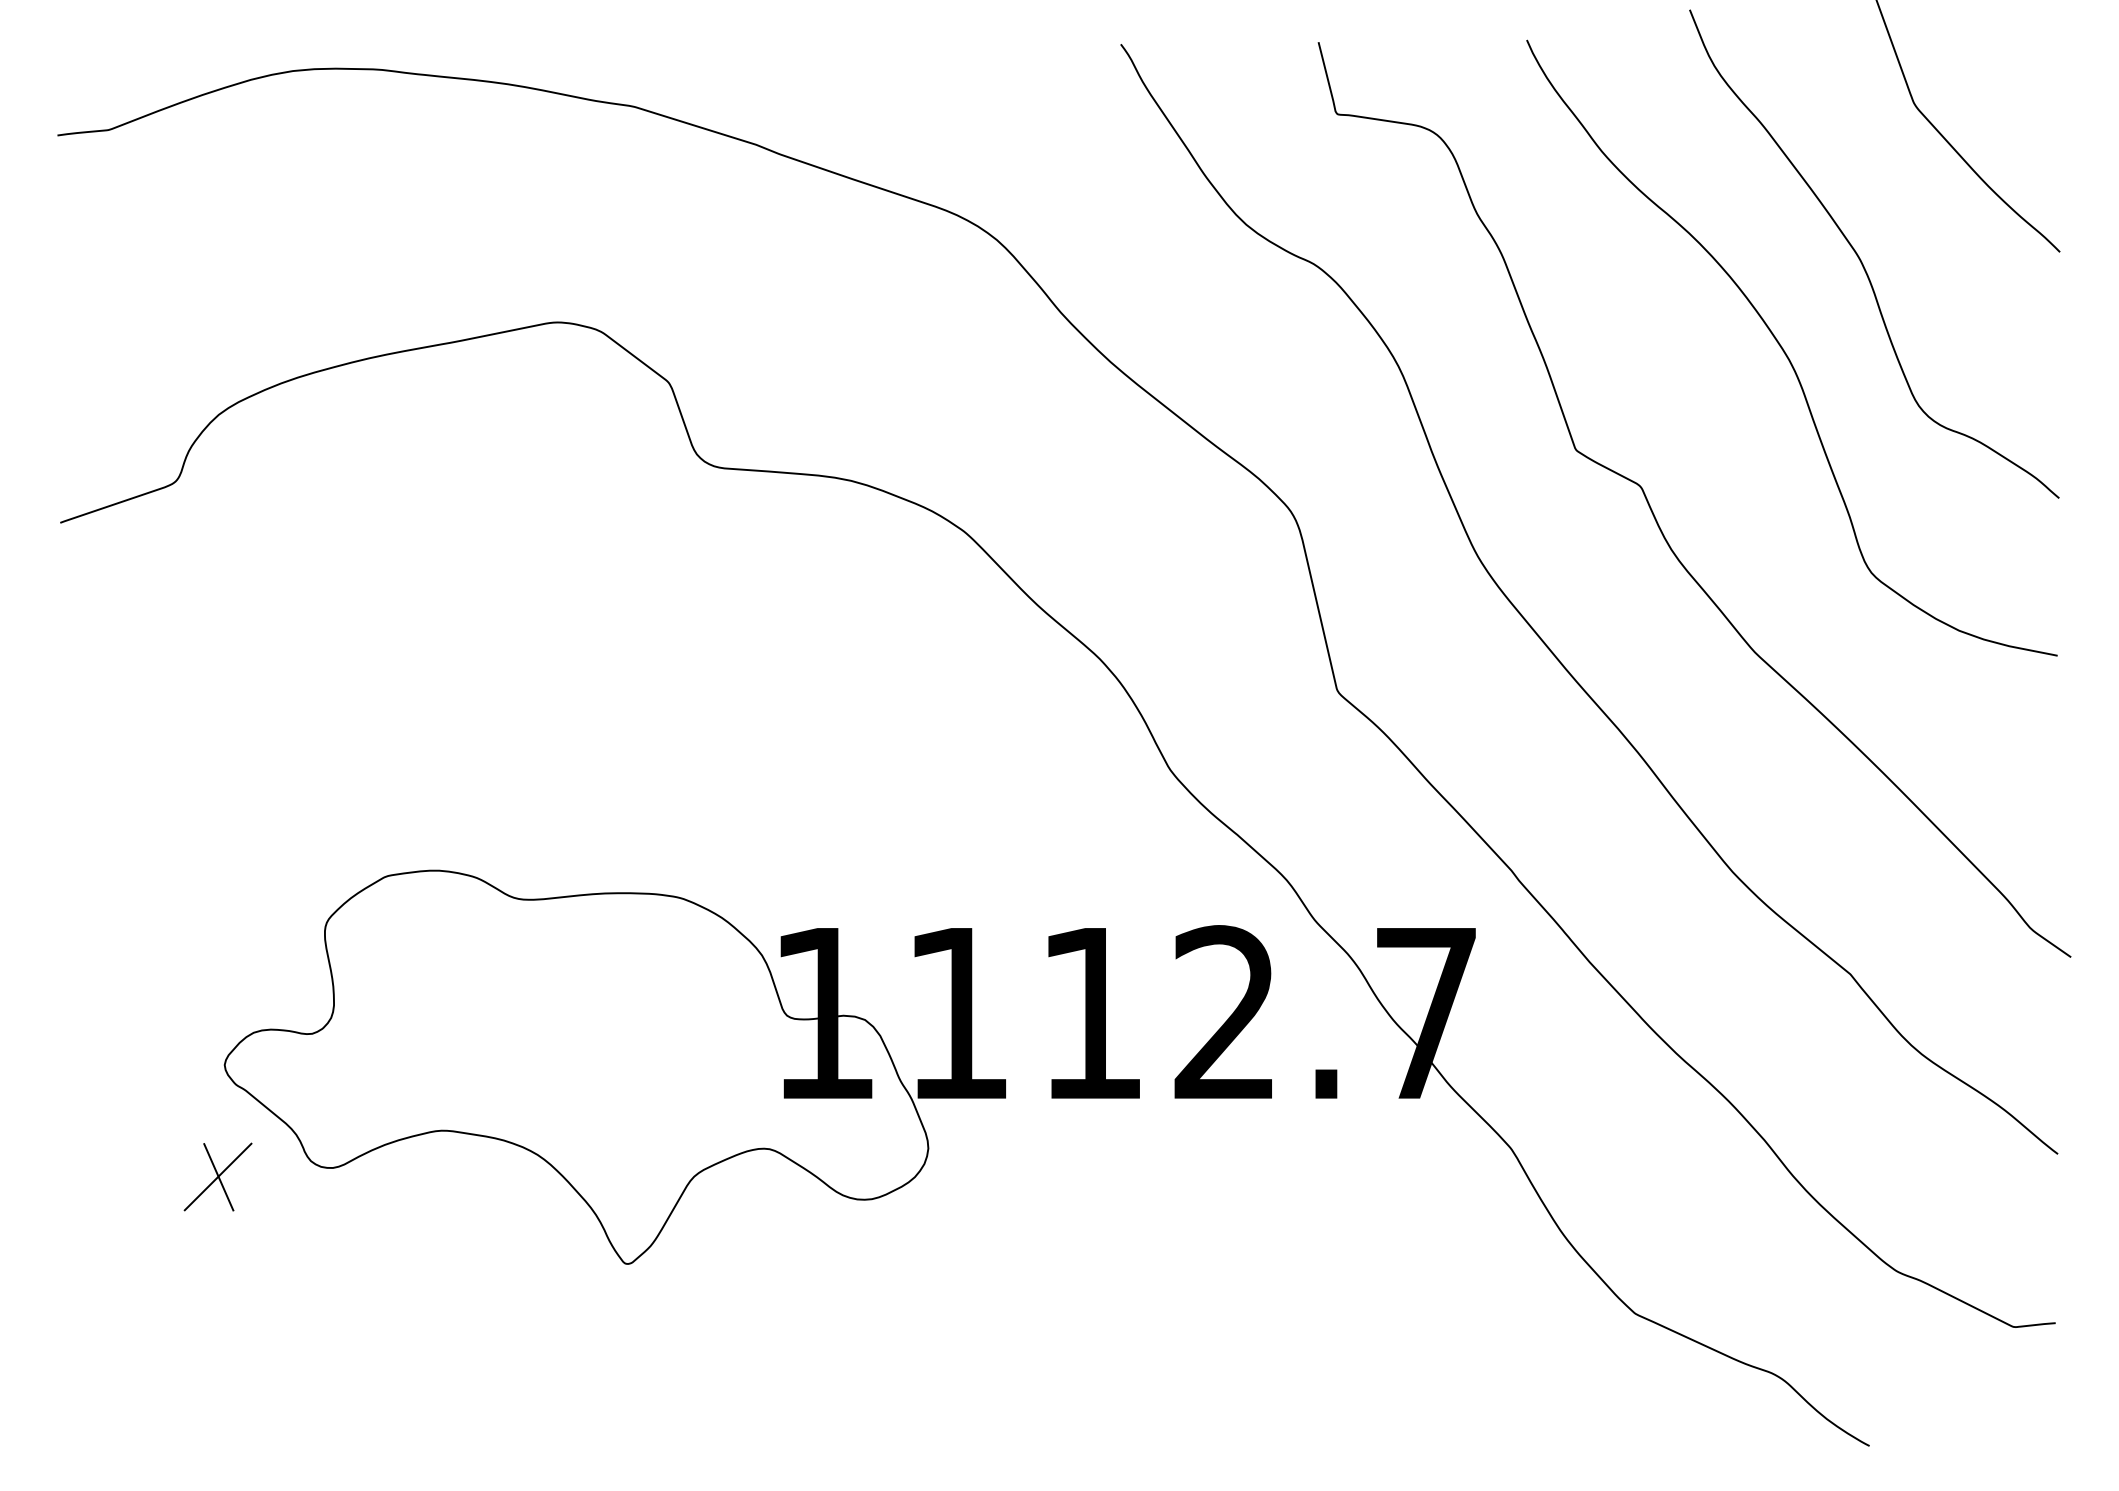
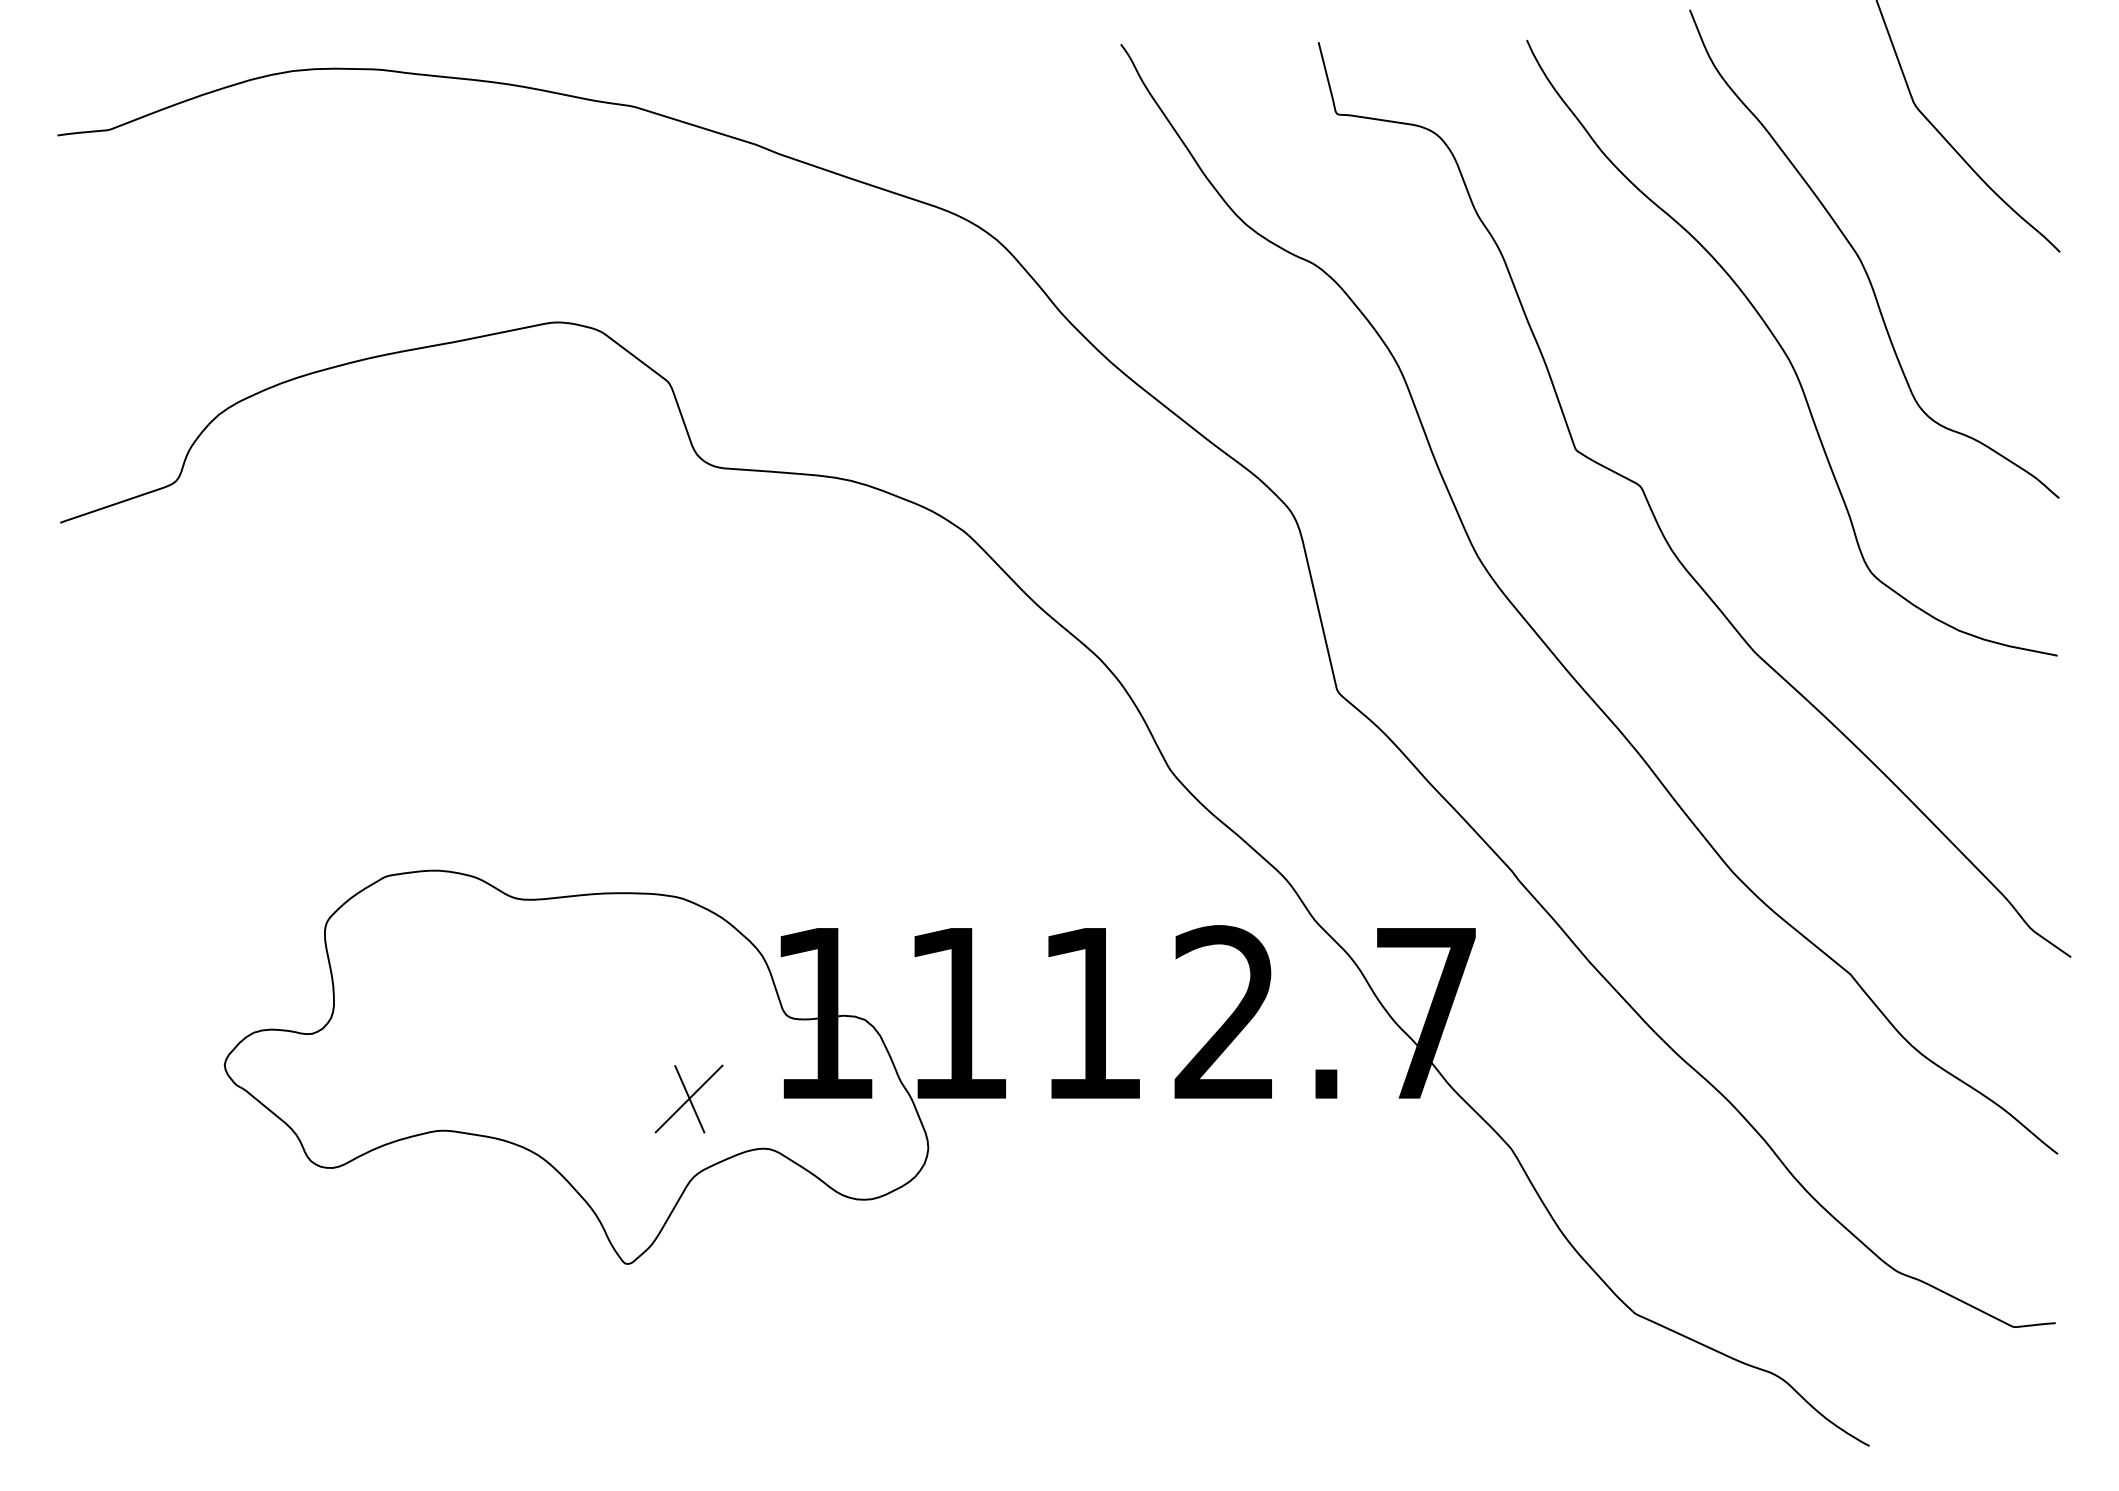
part position: (217, 1176) -> (688, 1098) (688, 1098)
